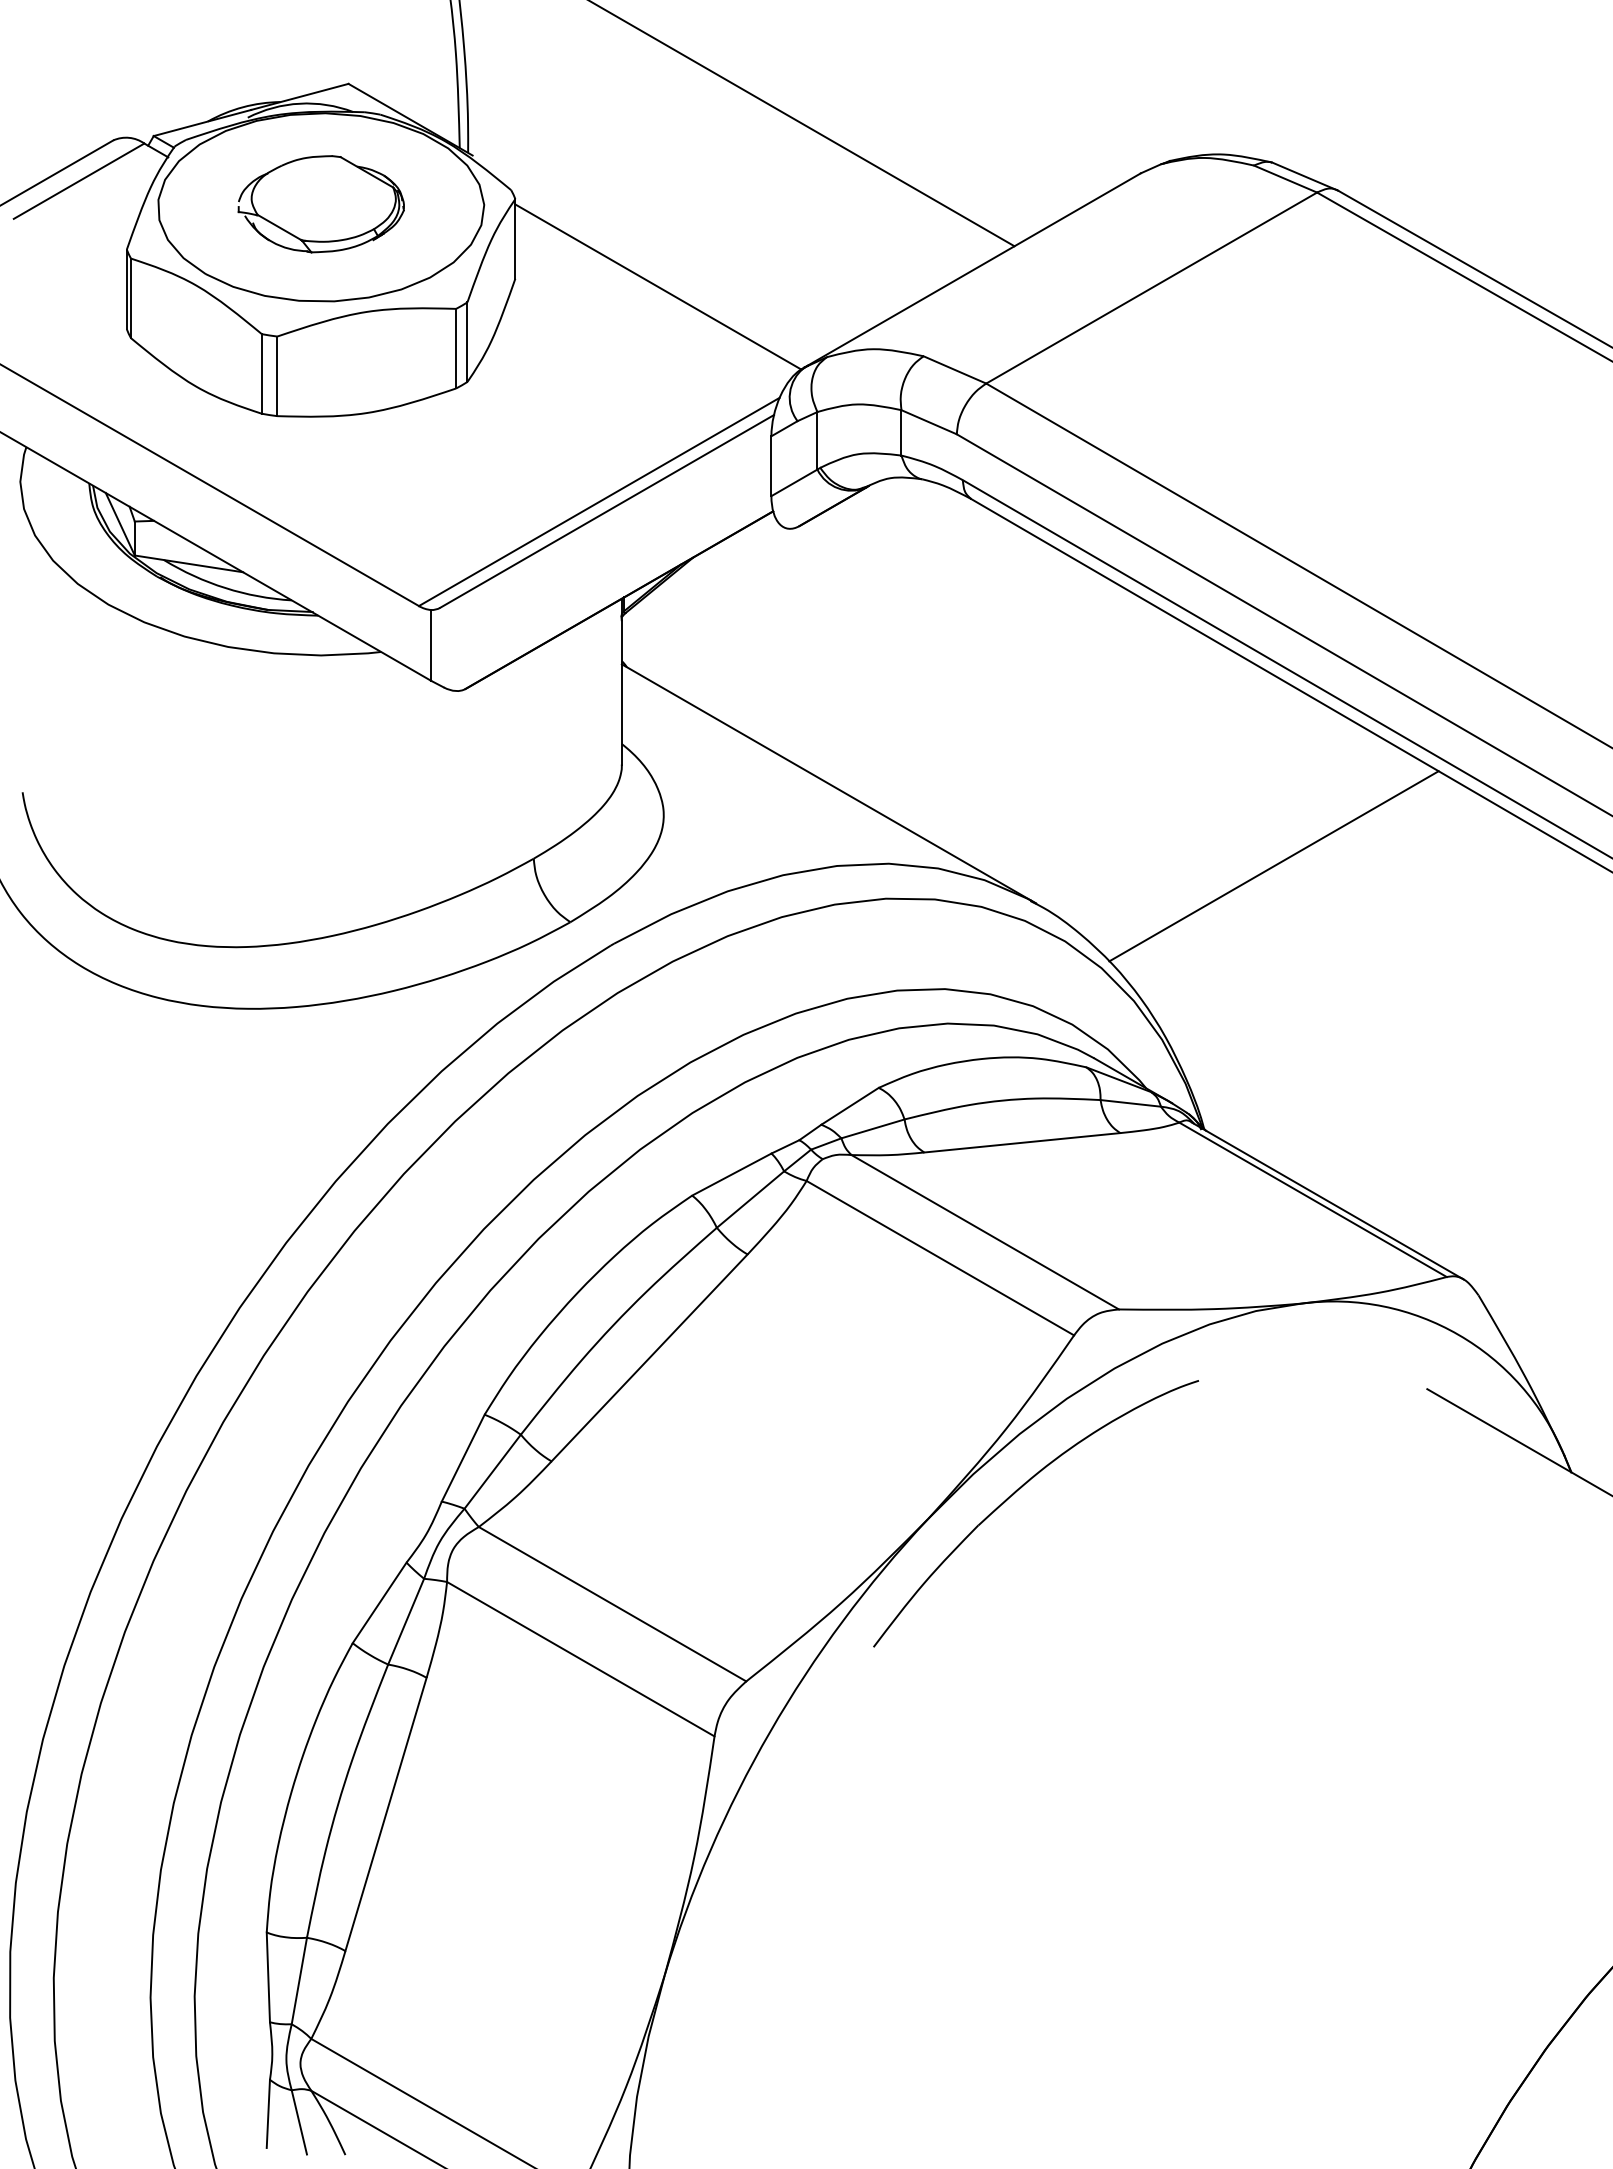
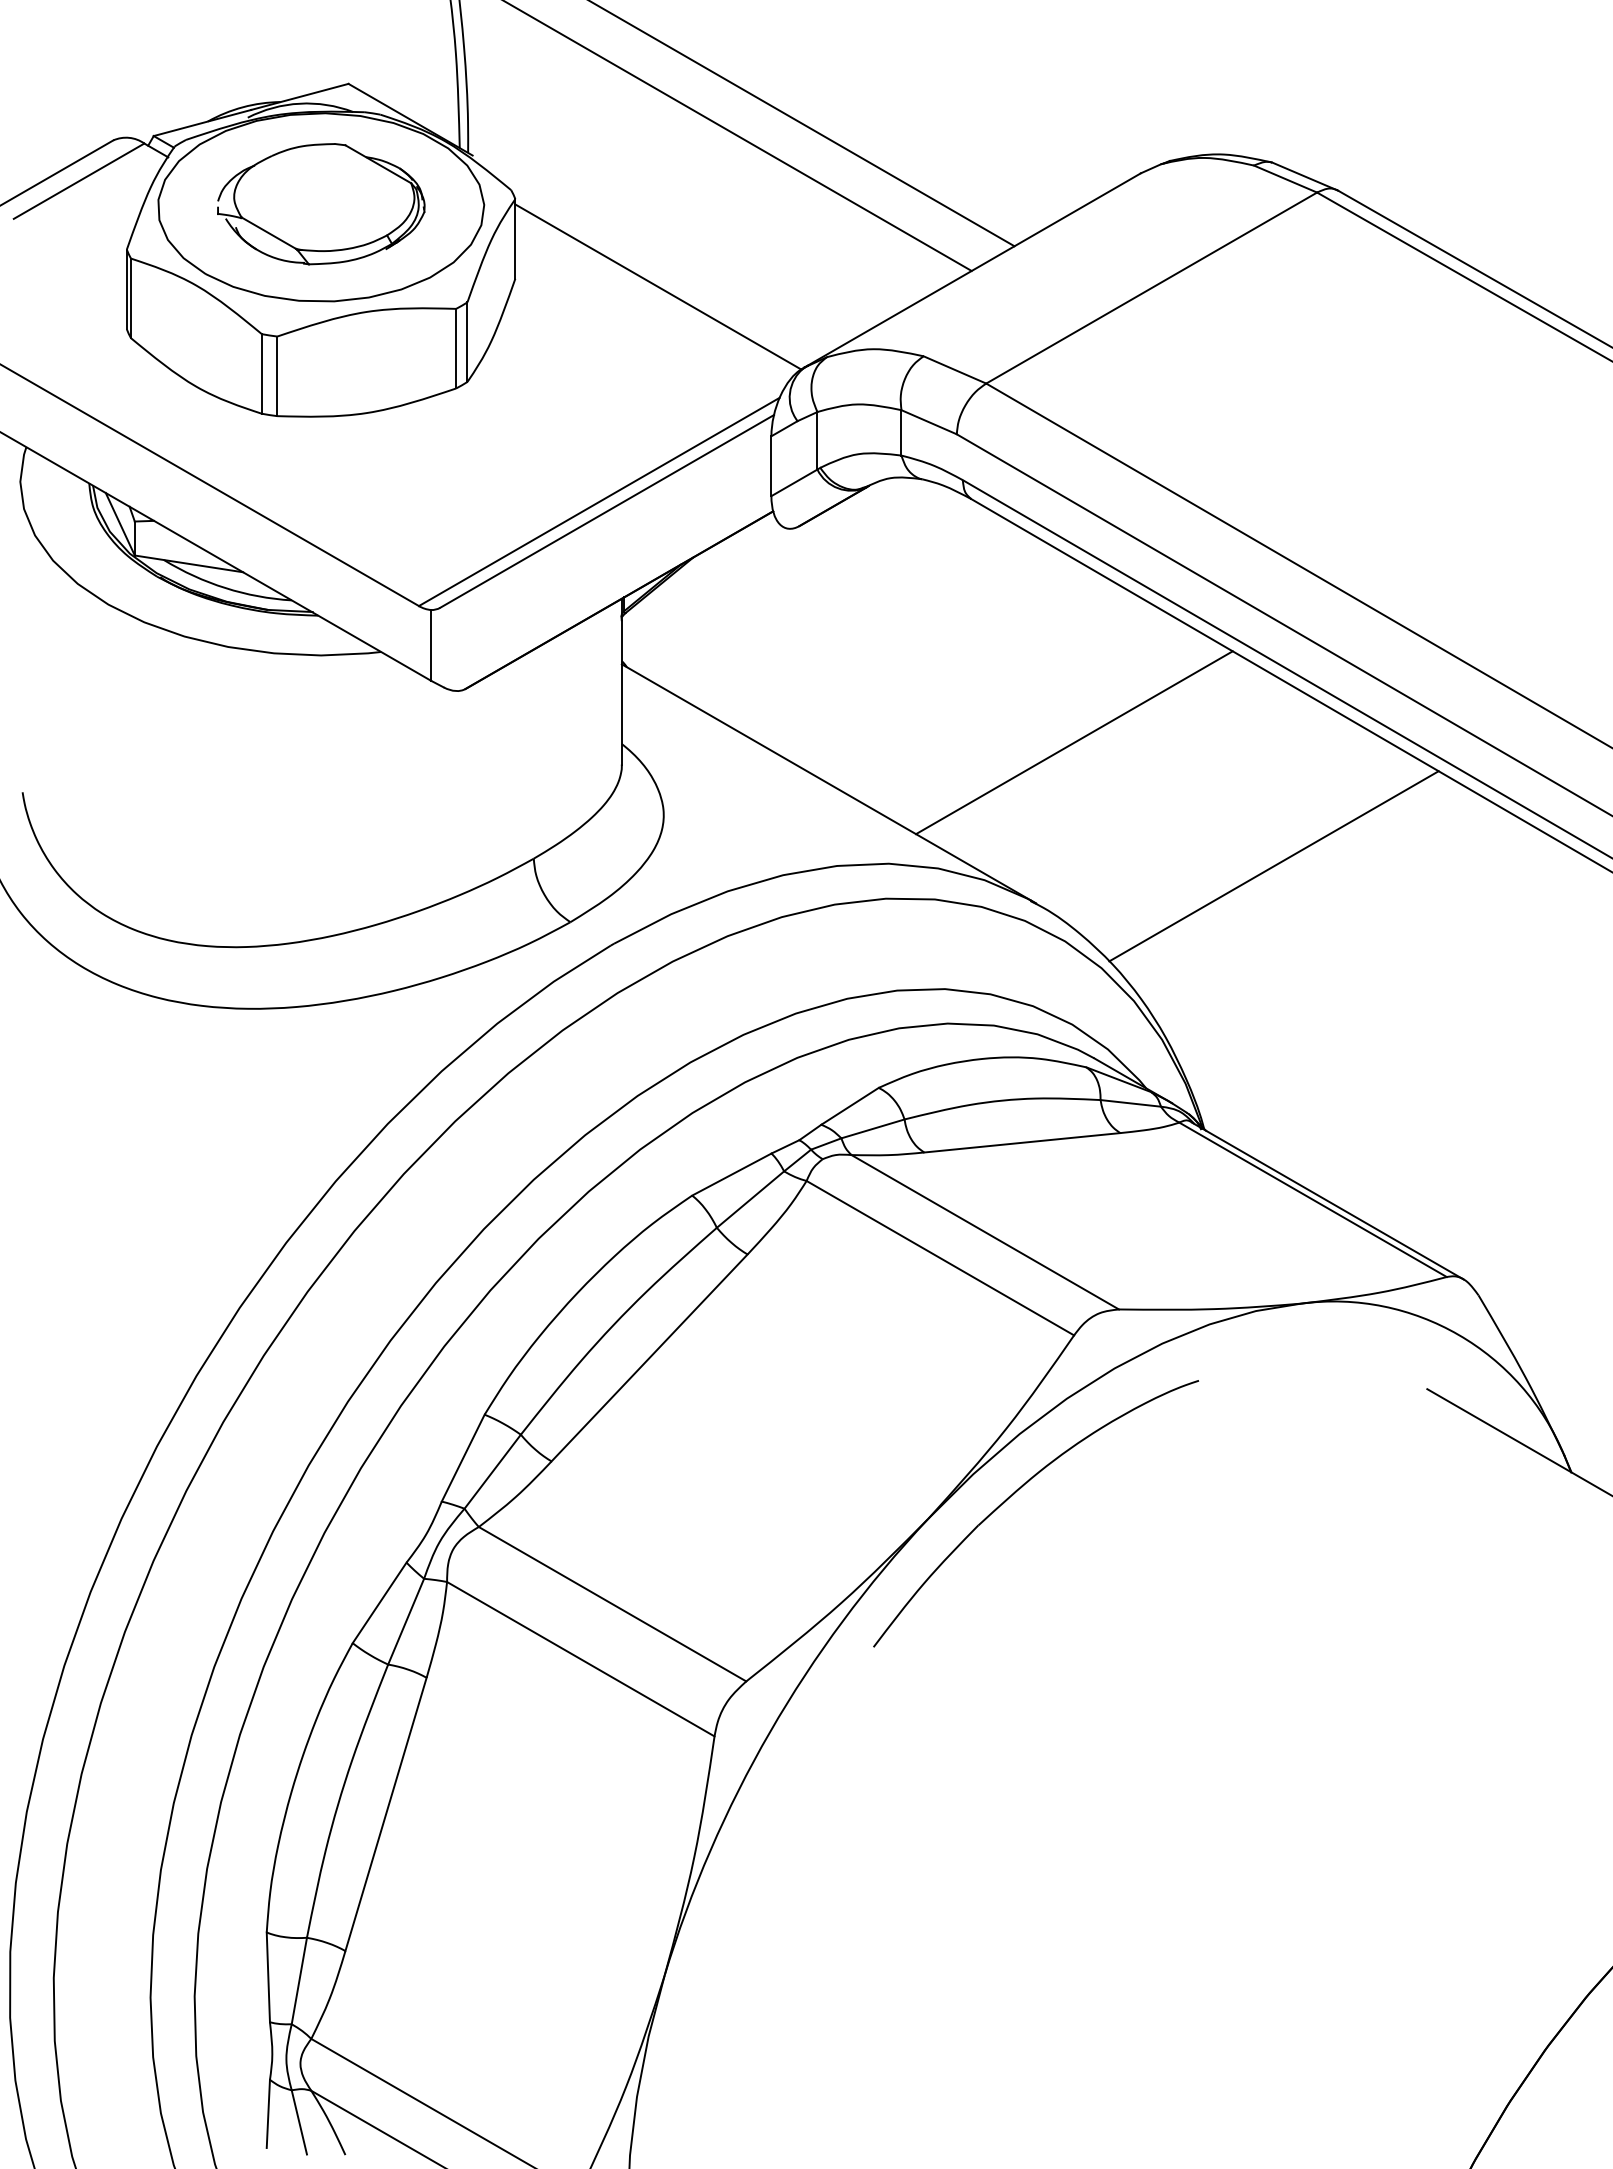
line: none -> present (738, 136)
part size: 168x99 px -> 209x123 px (321, 204)
line: none -> present (1074, 742)
